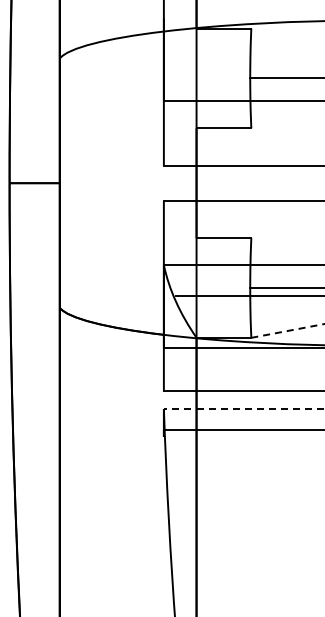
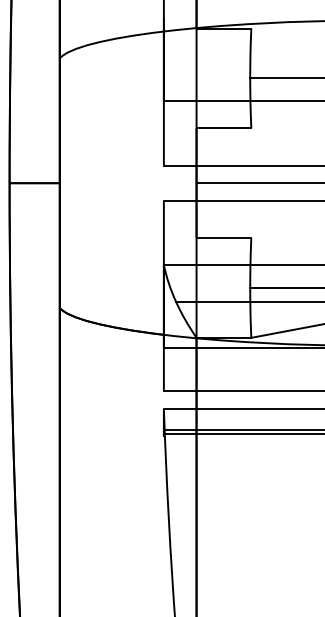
line: none -> present (258, 183)
line position: (248, 295) -> (248, 301) (248, 301)
line: dashed -> solid (287, 330)
line: dashed -> solid (243, 409)
line: none -> present (242, 434)
